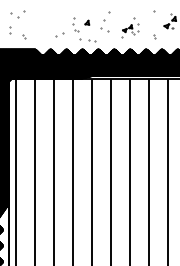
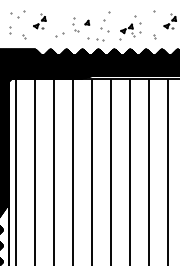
part: none -> present (39, 21)
part size: 19x22 px -> 23x26 px (130, 27)
part position: (87, 40) -> (95, 39) (95, 39)
